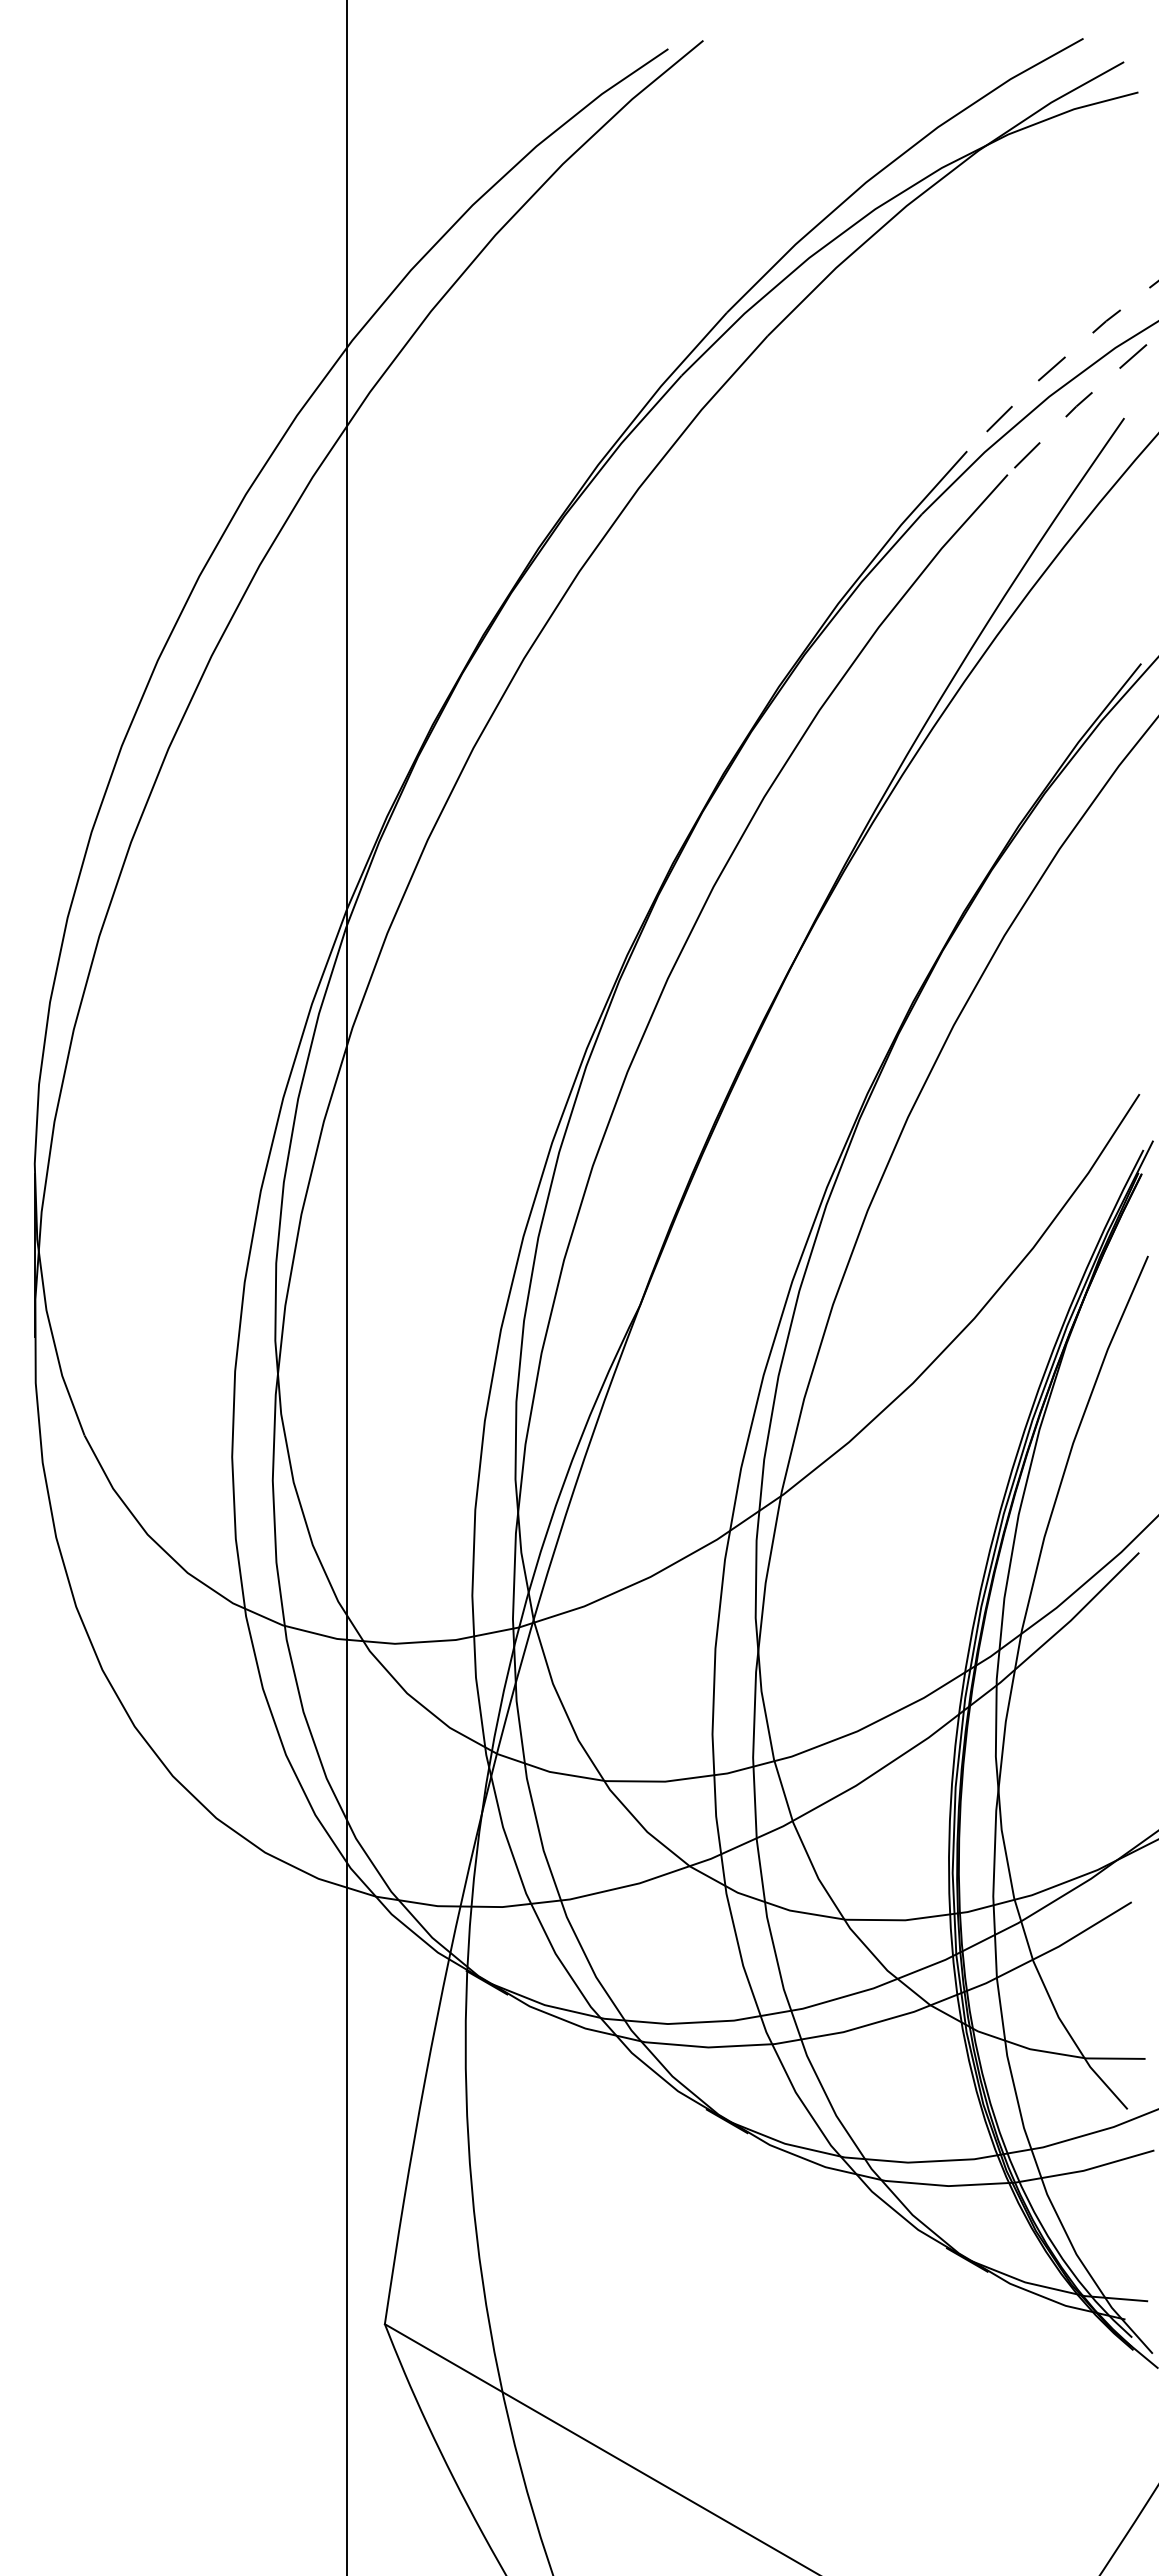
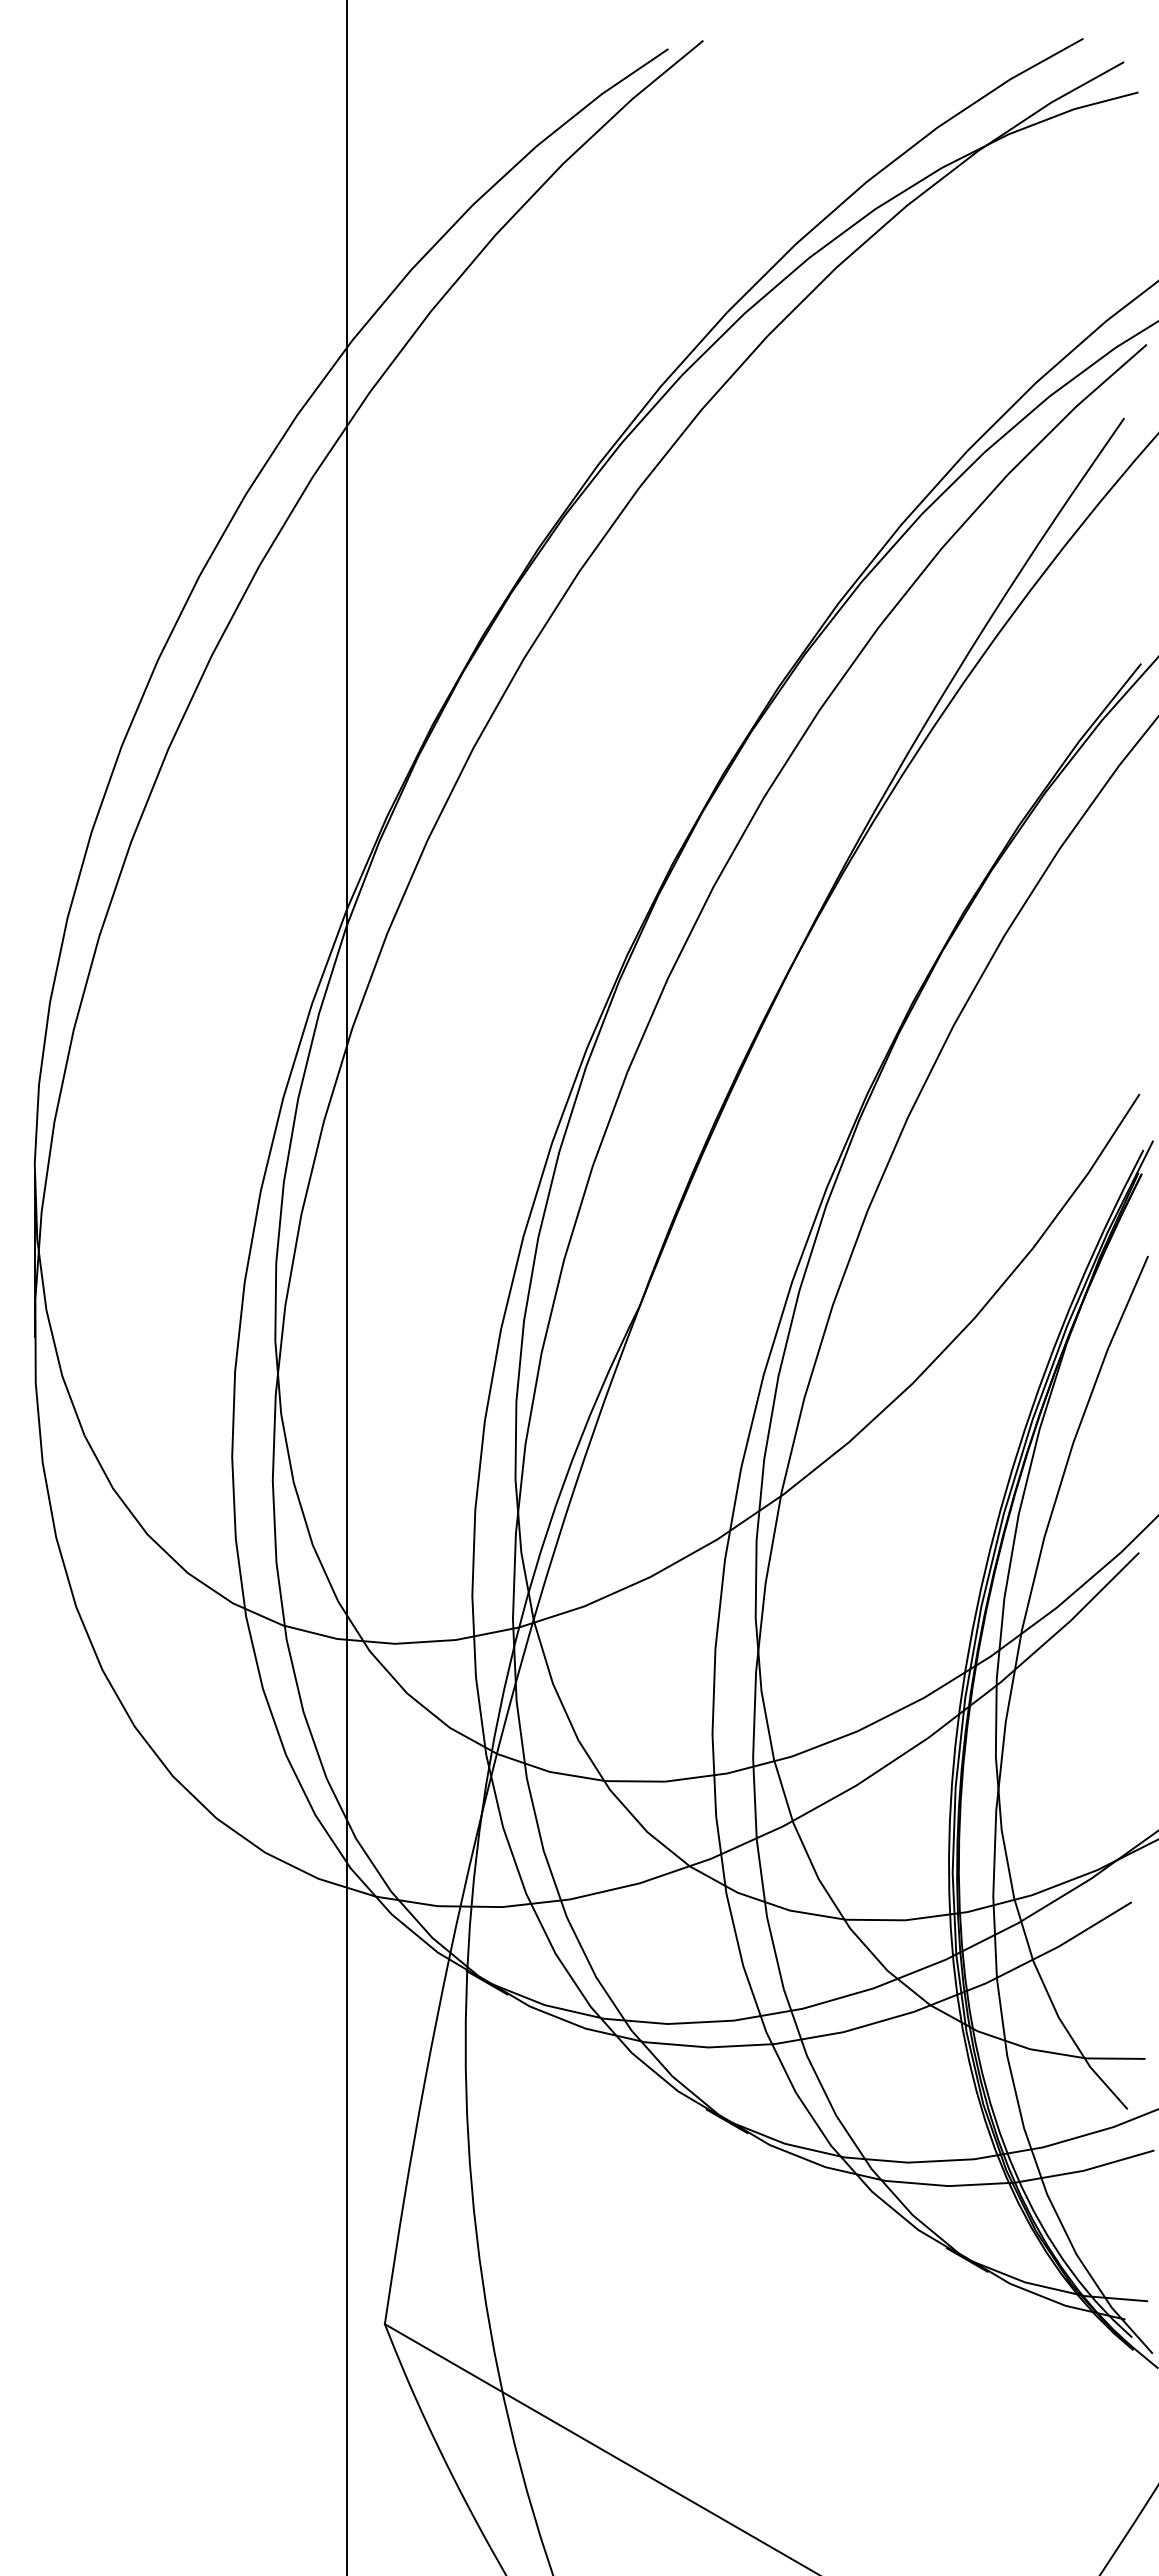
line: dashed -> solid (1058, 362)
line: dashed -> solid (1075, 407)
